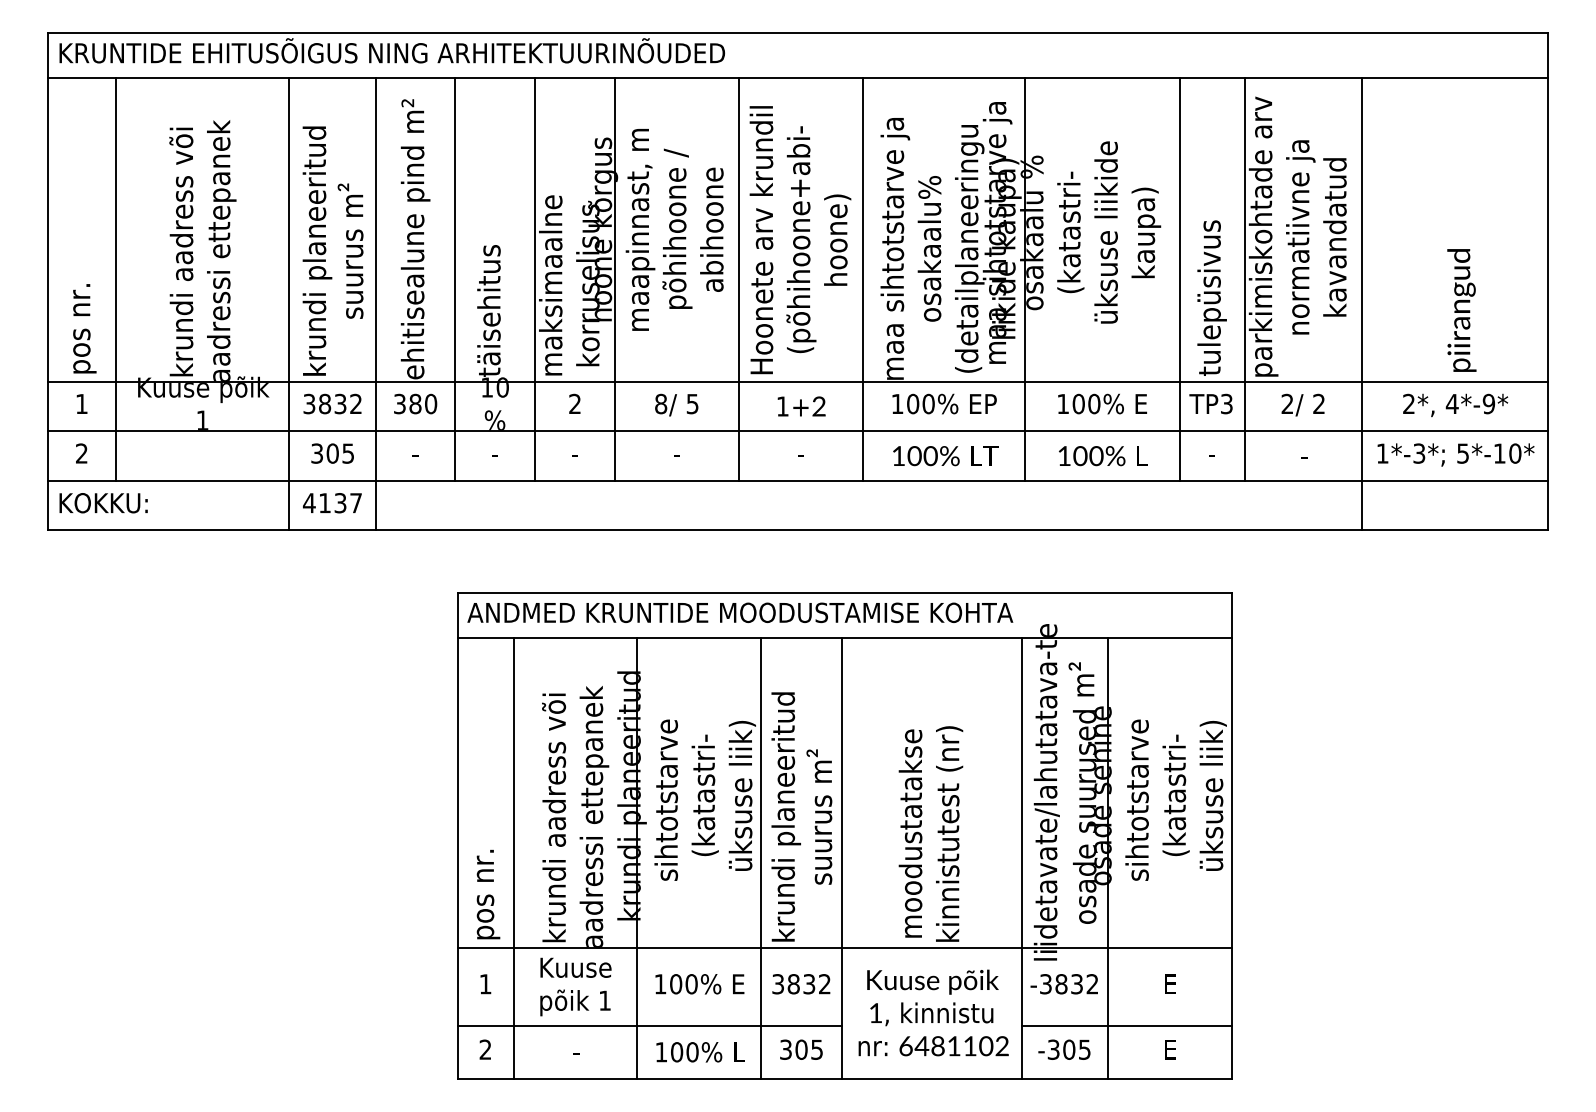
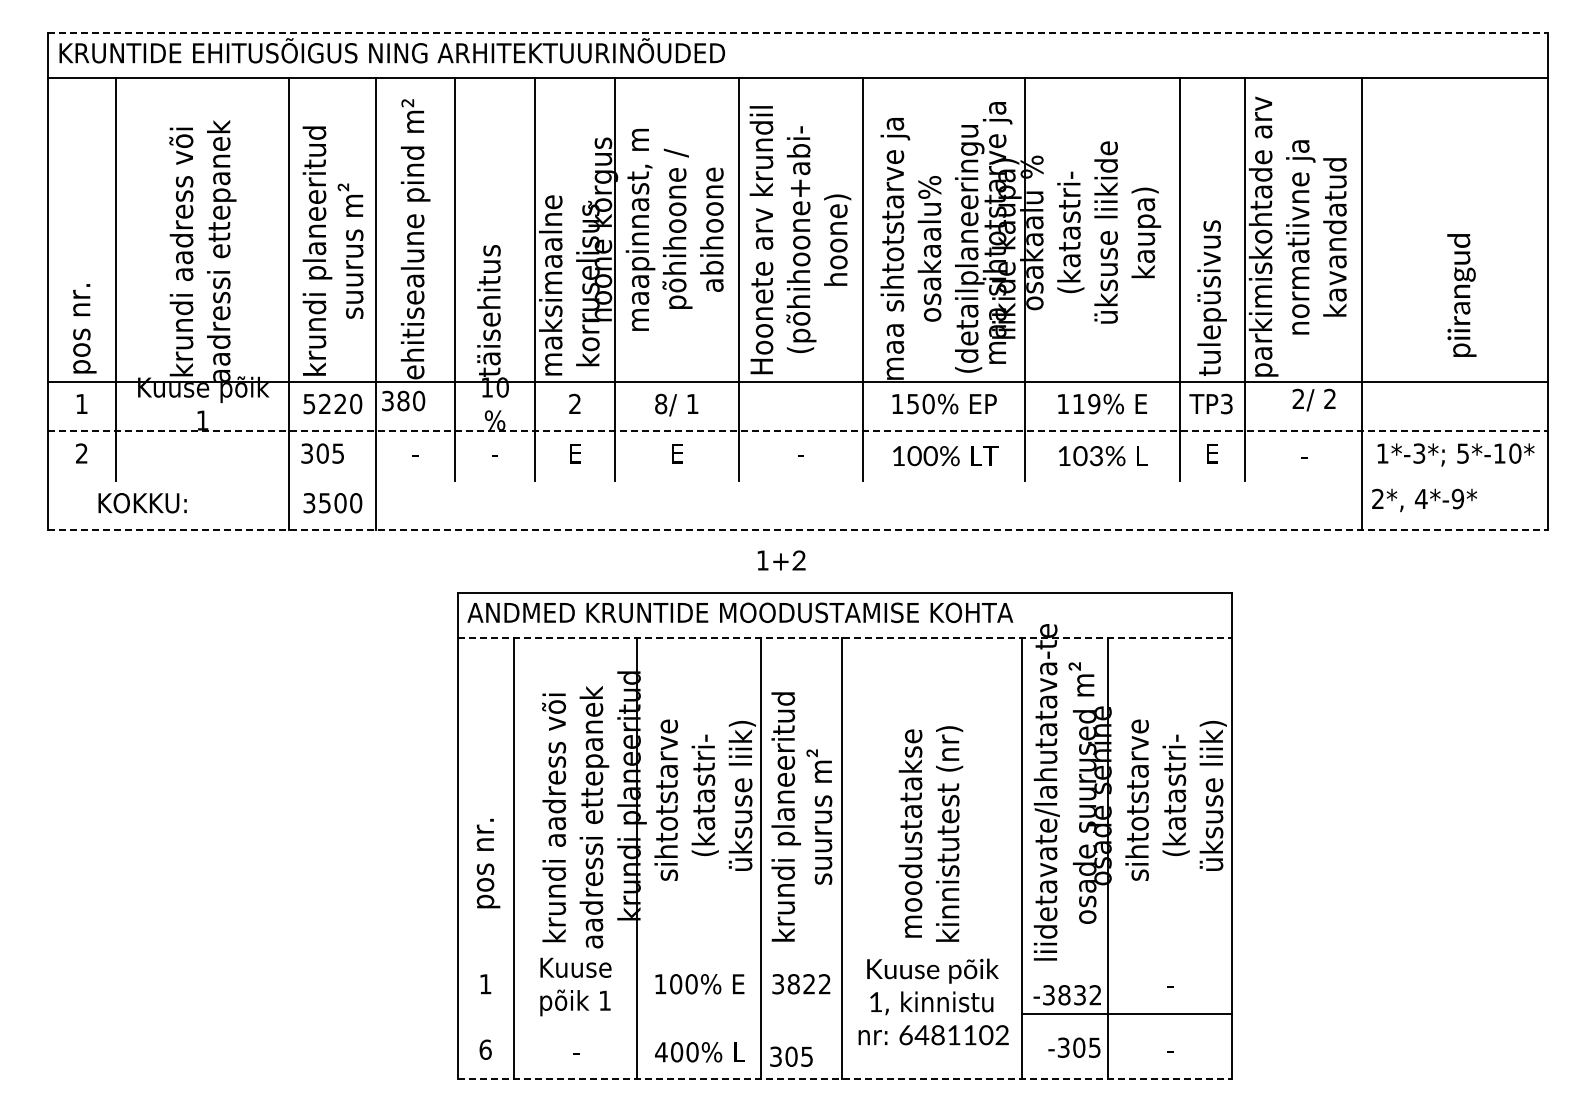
line: solid -> dashed (798, 33)
text position: (1461, 310) -> (1461, 295) (1461, 295)
text: 3832 -> 5220 (333, 403)
text position: (415, 403) -> (403, 400) (403, 400)
text: 100% -> 150% (913, 403)
text: 100% -> 119% (1086, 403)
text: 5 -> 1 (692, 404)
text position: (1302, 404) -> (1313, 399) (1313, 399)
text position: (1455, 405) -> (1424, 500) (1424, 500)
text position: (801, 406) -> (781, 560) (781, 560)
line: solid -> dashed (798, 431)
text position: (332, 453) -> (322, 453) (322, 453)
text: - -> E (575, 453)
text: - -> E (677, 453)
text: - -> E (1212, 453)
text: 100% -> 103% (1096, 455)
line: present -> none (797, 480)
text position: (103, 503) -> (142, 503) (142, 503)
text: 4137 -> 3500 (332, 503)
line: solid -> dashed (798, 530)
line: solid -> dashed (845, 637)
text position: (488, 894) -> (488, 863) (488, 863)
line: present -> none (844, 947)
text: E -> - (1170, 983)
text: 3832 -> 3822 (809, 984)
text position: (1063, 984) -> (1066, 995) (1066, 995)
text position: (933, 1012) -> (933, 1001) (933, 1001)
line: present -> none (649, 1025)
line position: (1126, 1025) -> (1126, 1013) (1126, 1013)
text: 2 -> 6 (485, 1049)
text position: (801, 1049) -> (791, 1056) (791, 1056)
text position: (1064, 1049) -> (1074, 1047) (1074, 1047)
text: E -> - (1170, 1049)
text: 100% -> 400% (661, 1052)
line: solid -> dashed (845, 1078)
